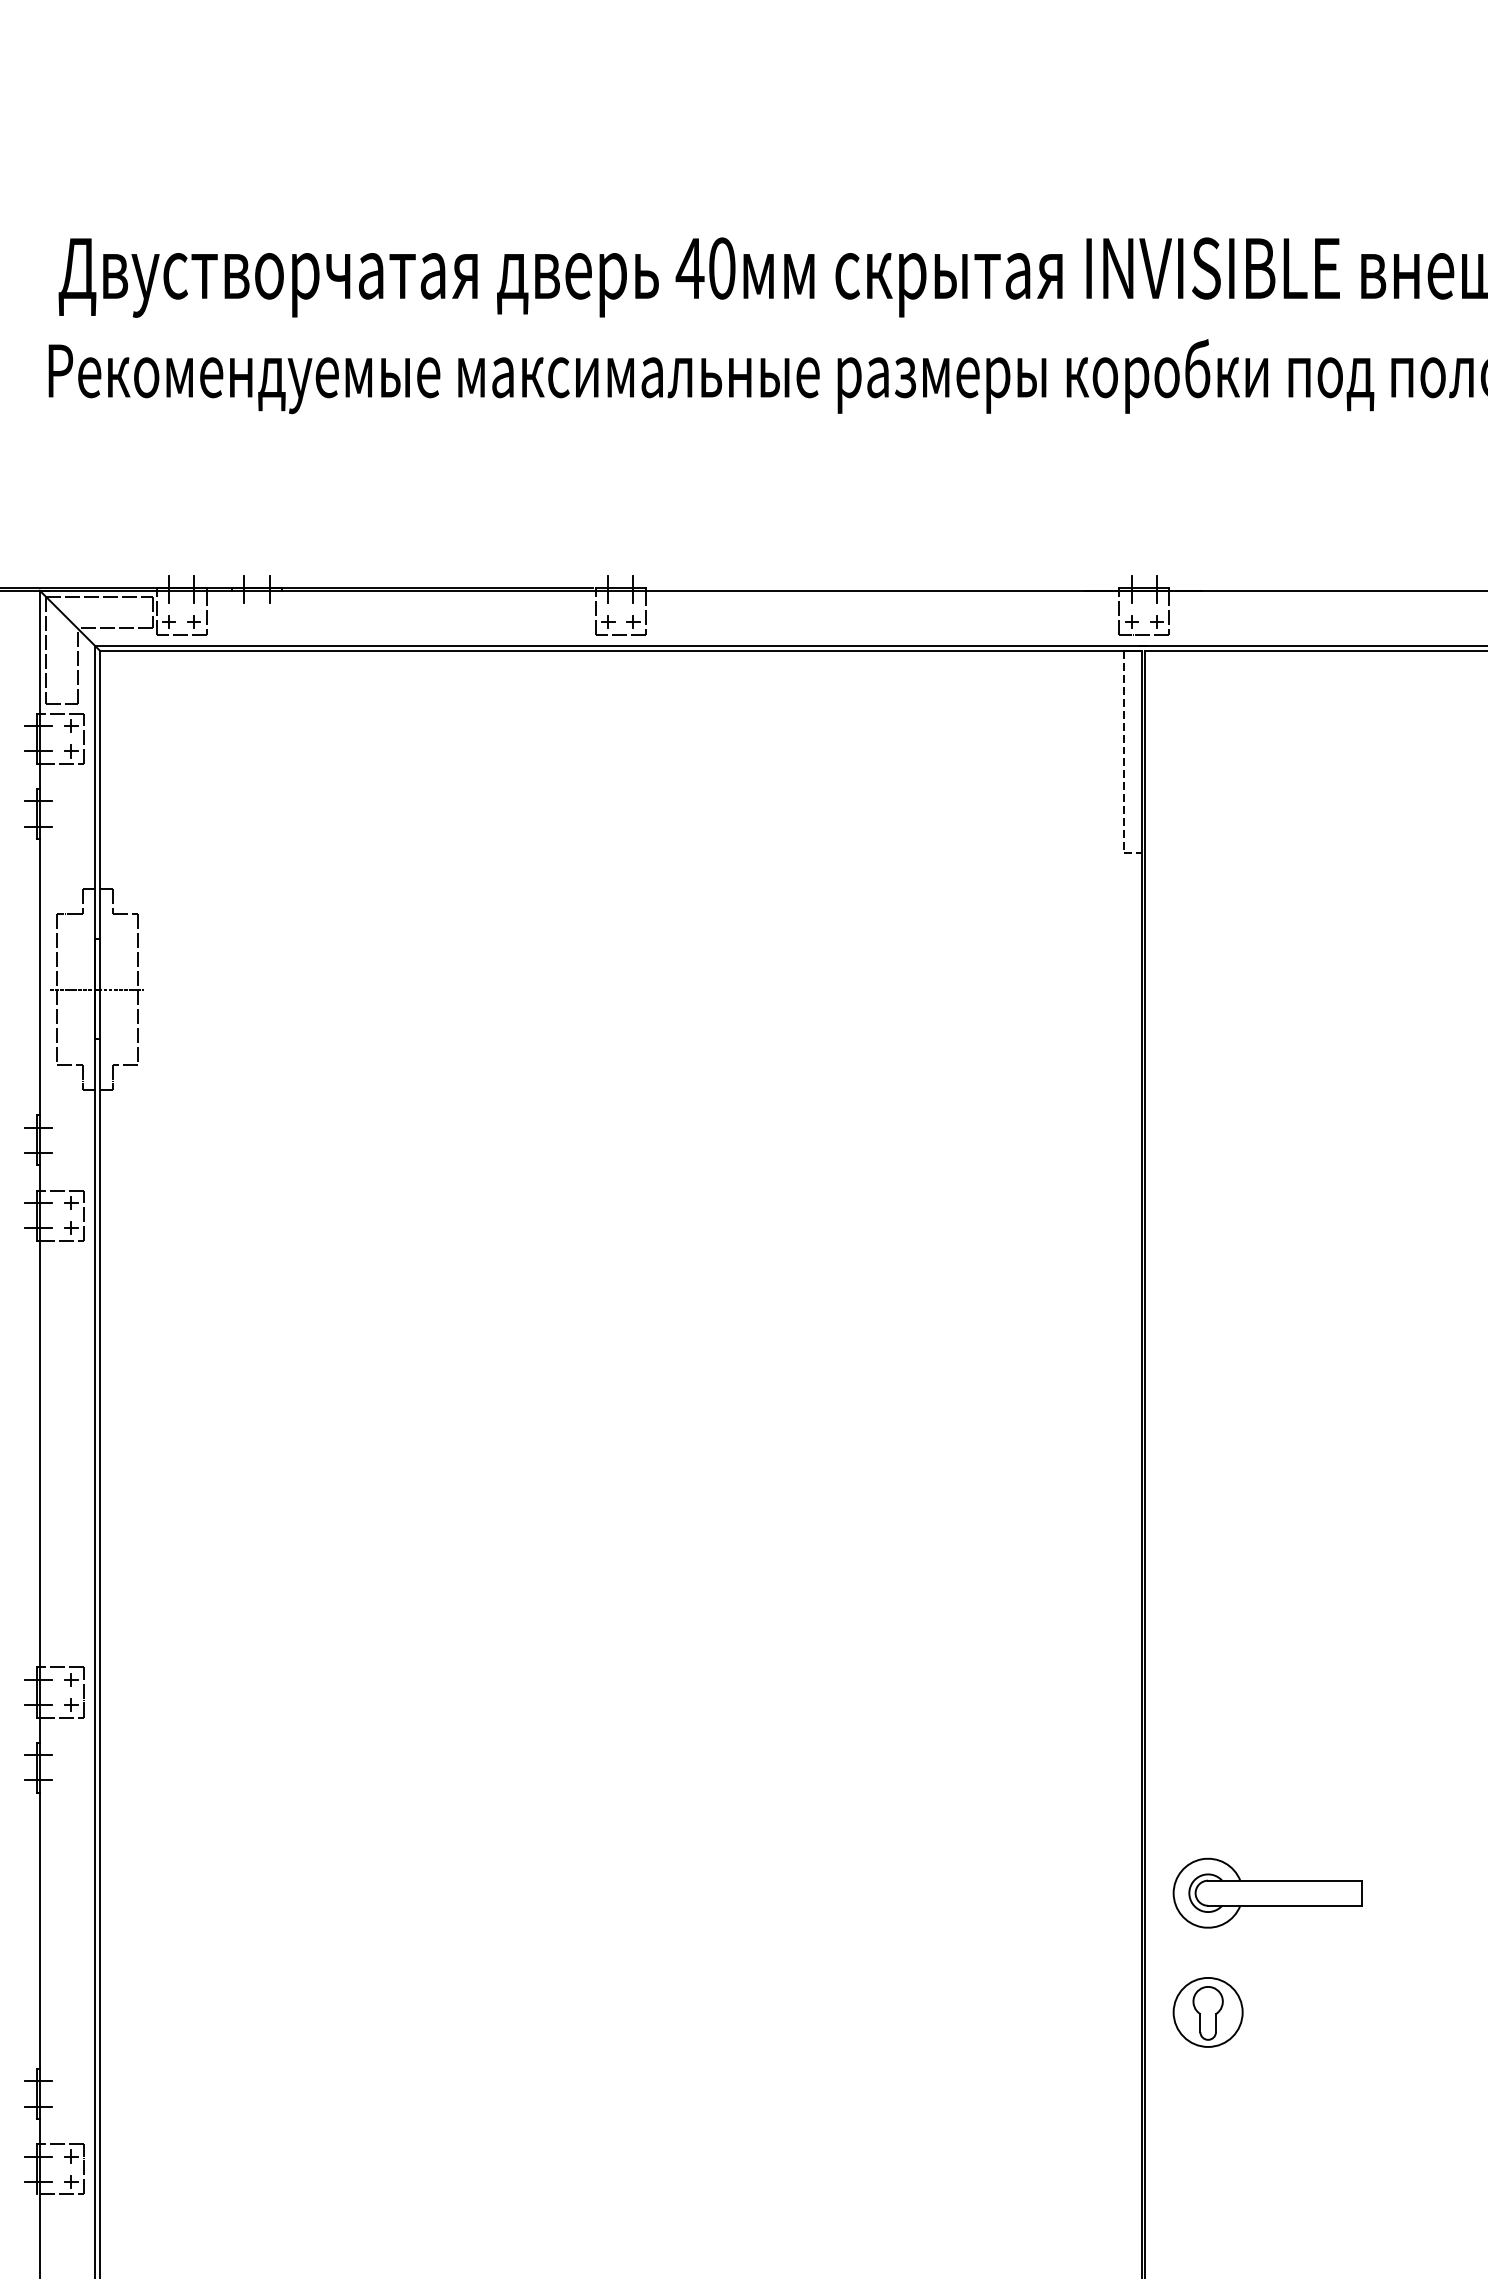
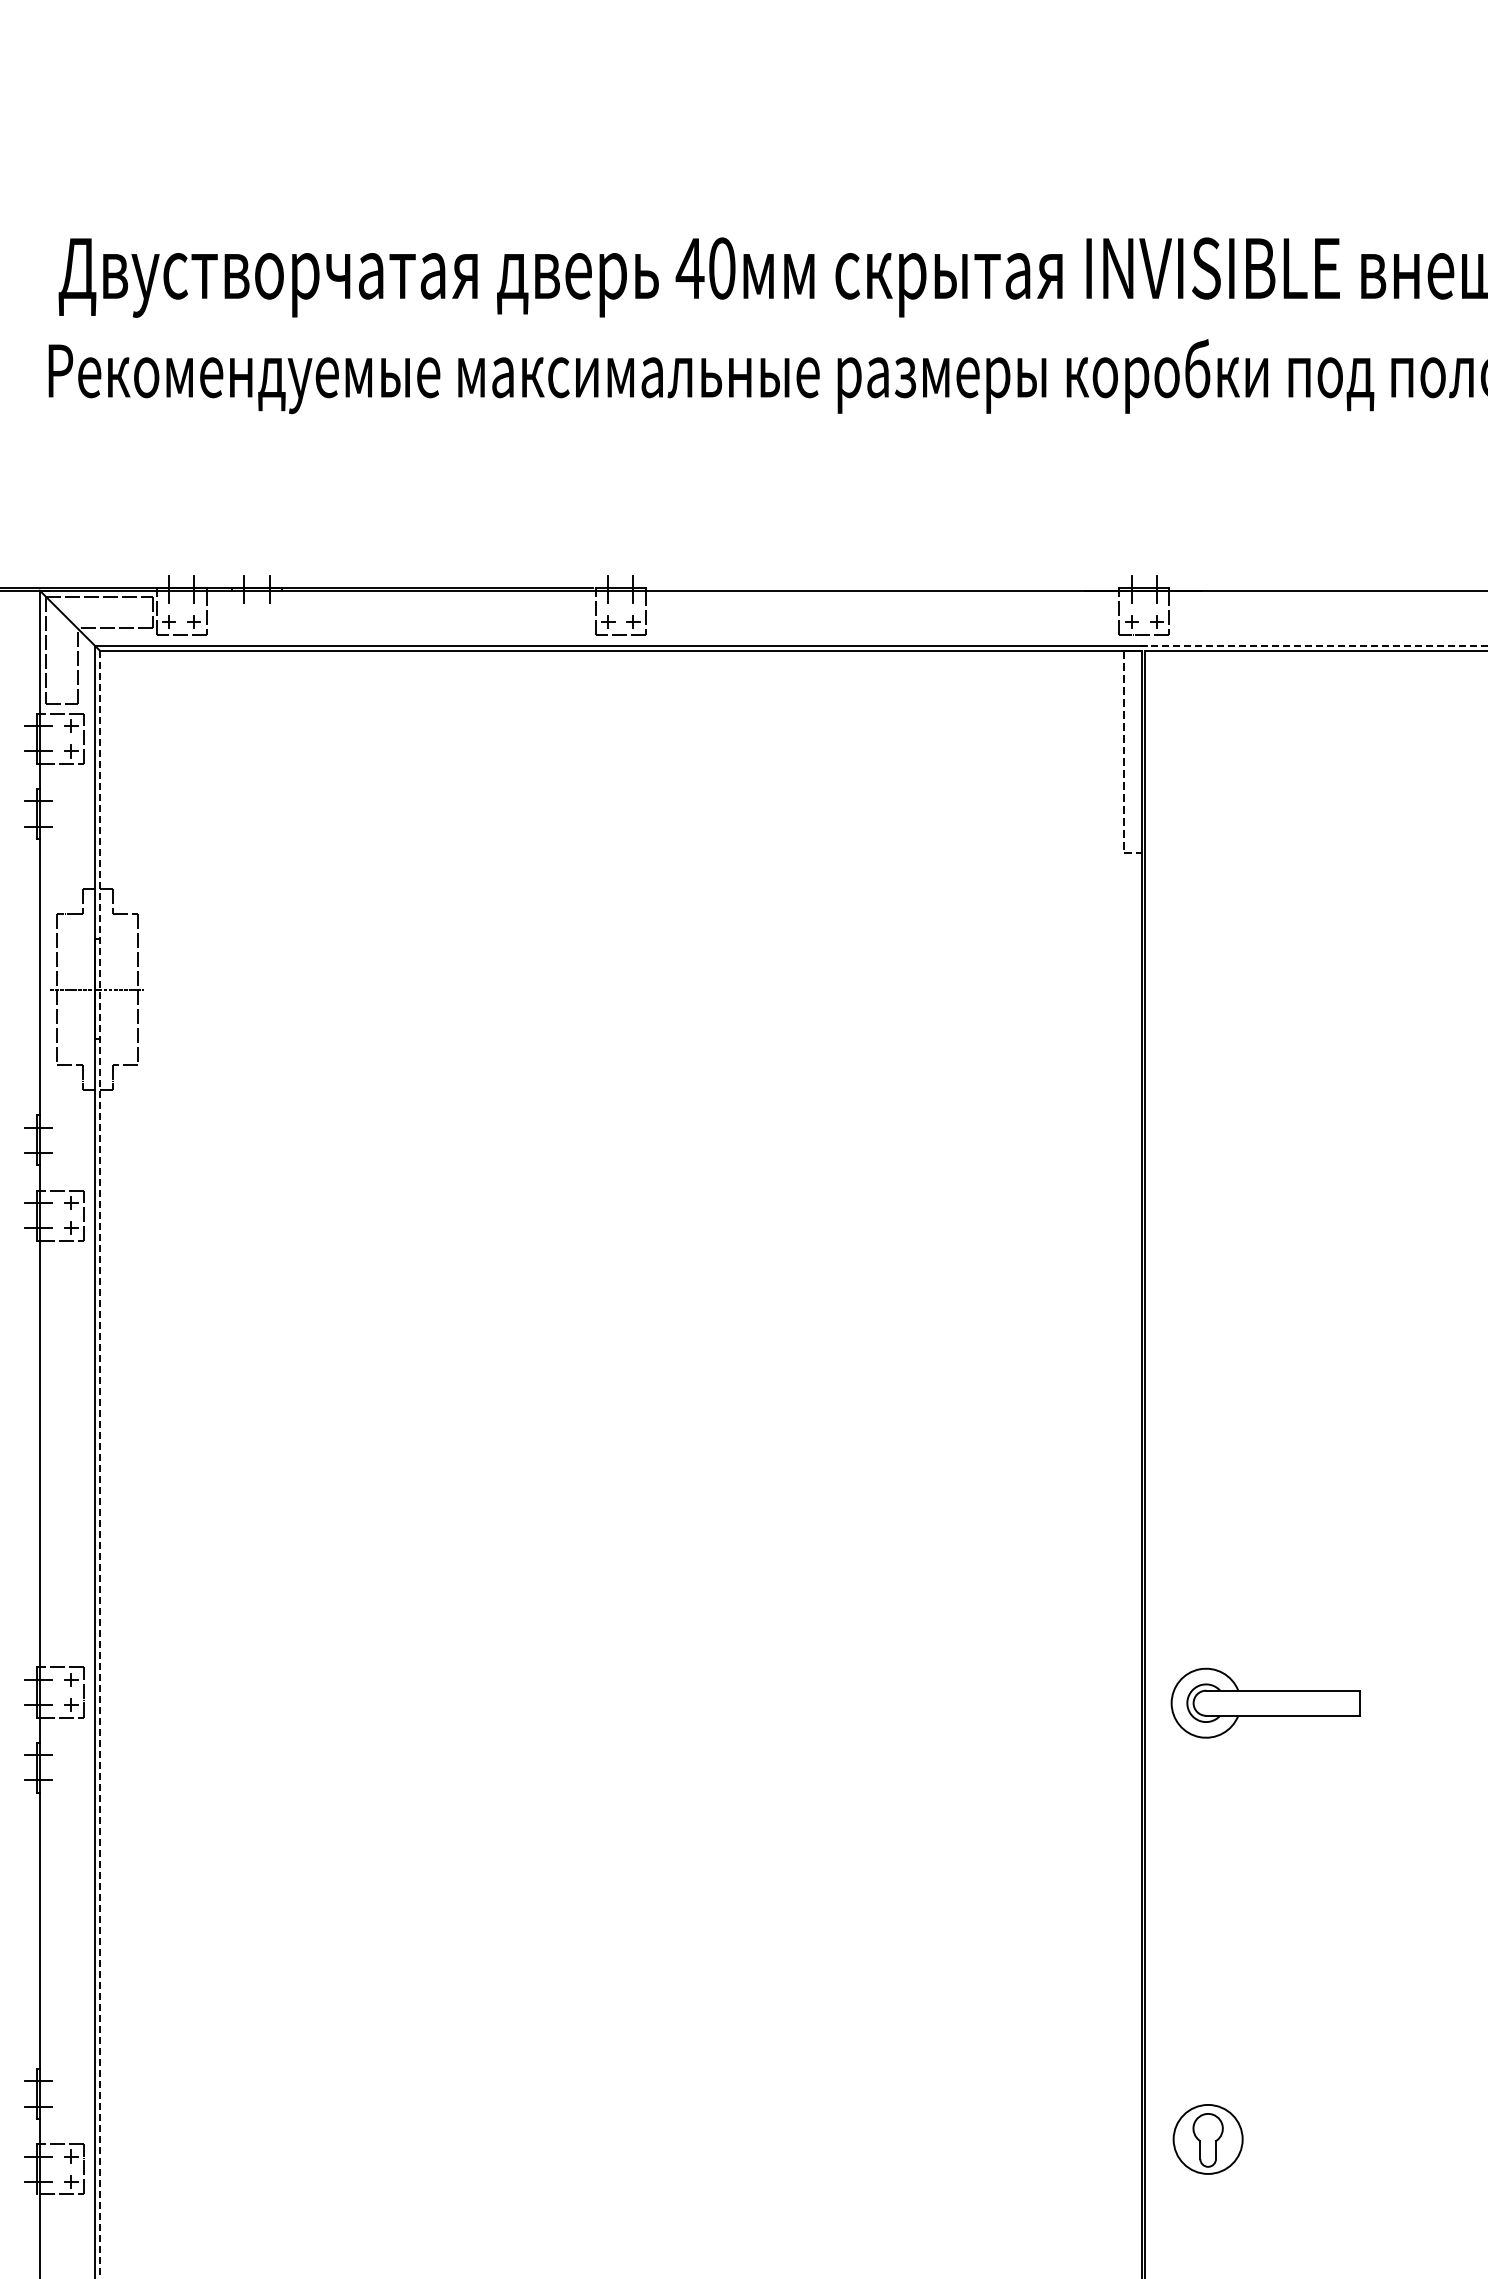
line: solid -> dashed (1314, 645)
line: solid -> dashed (100, 1464)
part position: (1267, 1892) -> (1265, 1702) (1265, 1702)
part position: (1207, 2012) -> (1207, 2139) (1207, 2139)
